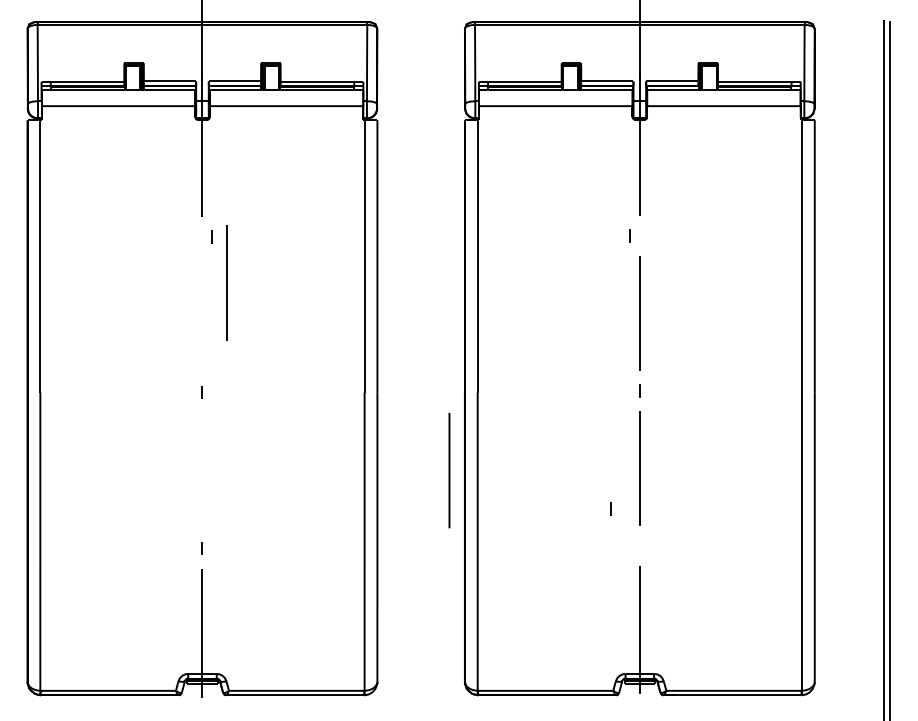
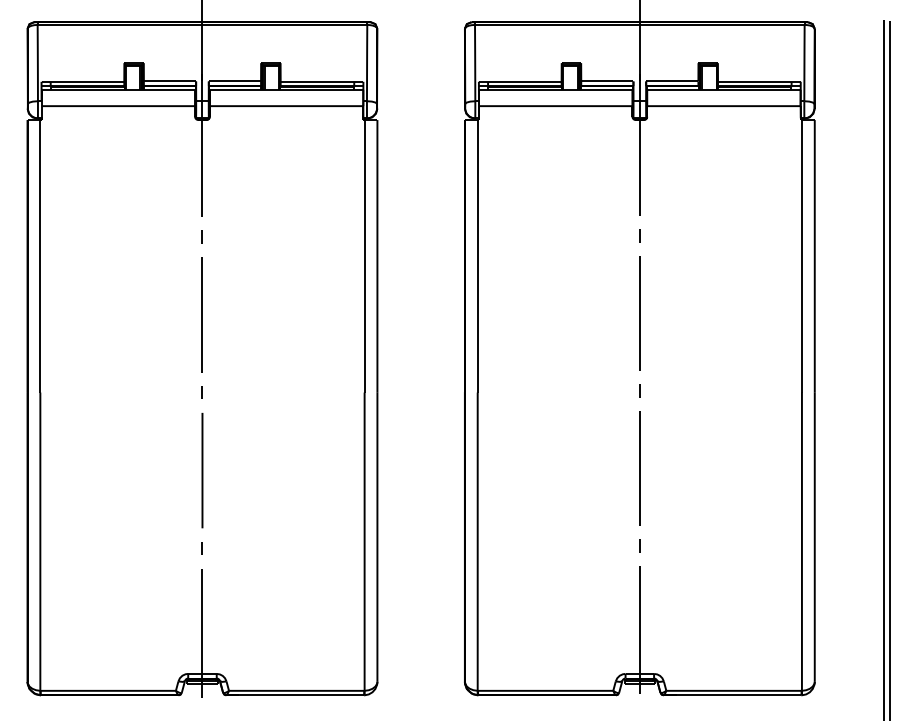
line position: (629, 235) -> (639, 235) (639, 235)
line position: (211, 236) -> (201, 236) (201, 236)
line position: (226, 282) -> (201, 314) (201, 314)
line position: (449, 470) -> (202, 470) (202, 470)
line position: (610, 508) -> (639, 545) (639, 545)
